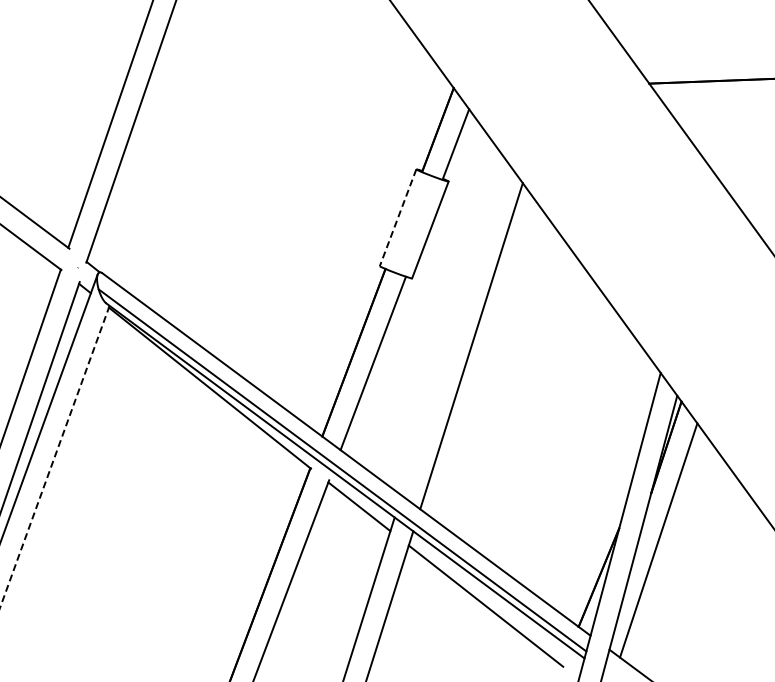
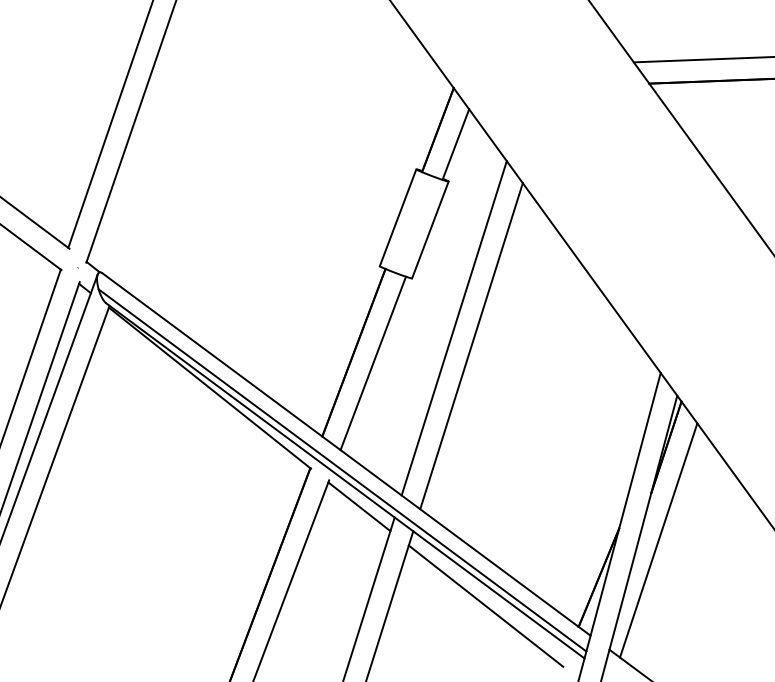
line: none -> present (702, 59)
line: dashed -> solid (398, 217)
line: none -> present (453, 328)
line: dashed -> solid (54, 456)
